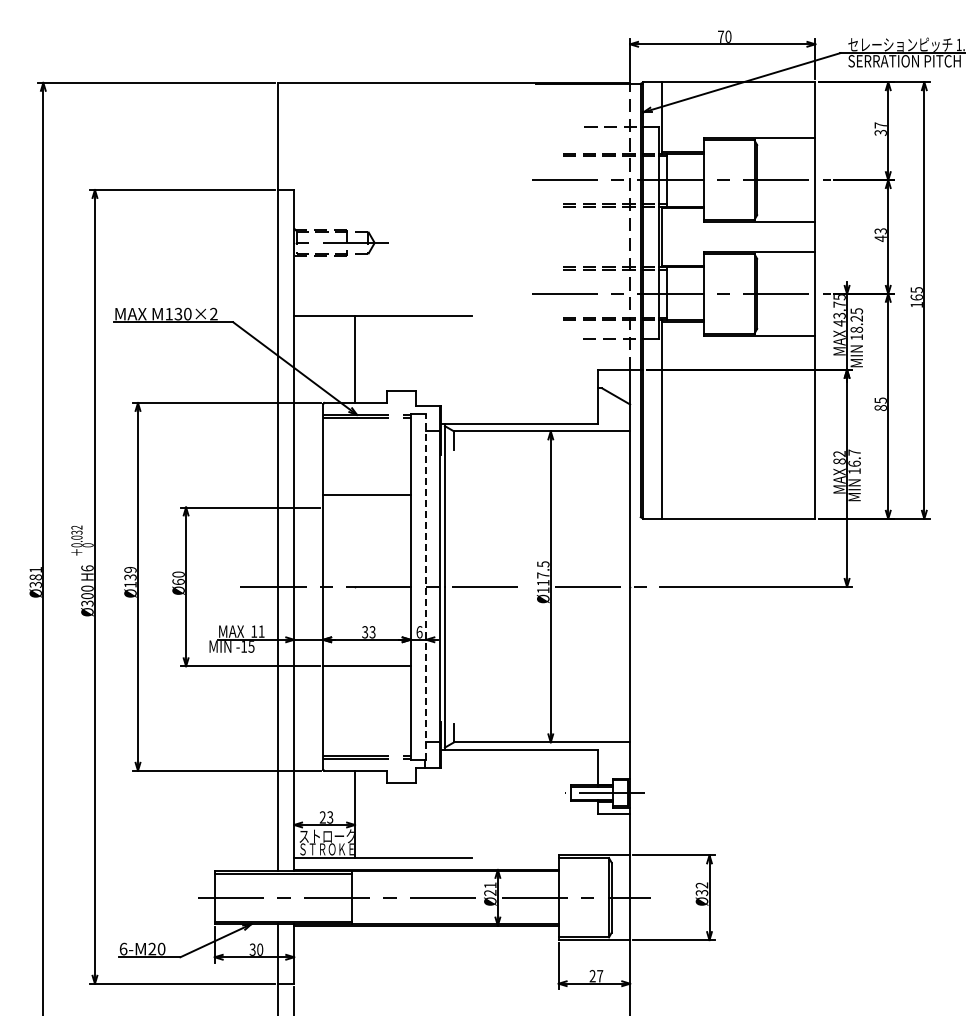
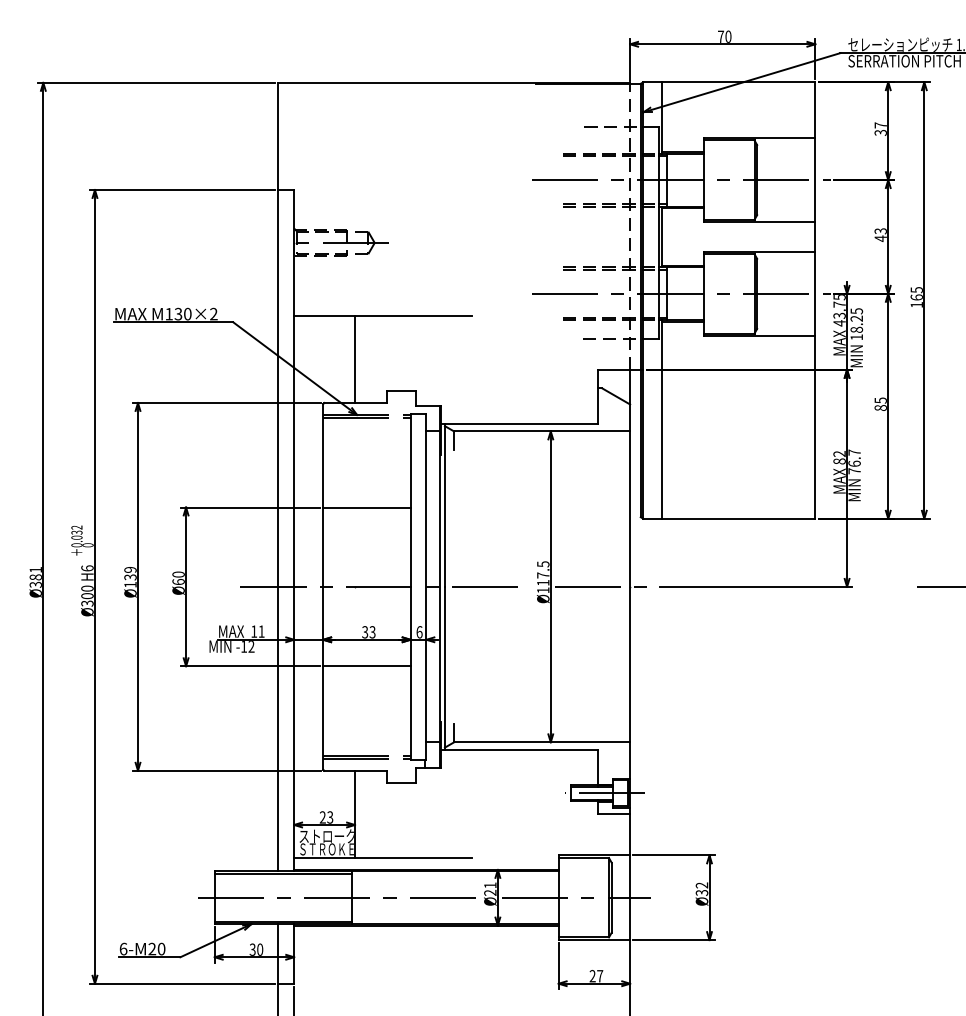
text: 16.7 -> 76.7 (854, 471)
line position: (366, 494) -> (366, 507) (366, 507)
line: dashed -> solid (426, 586)
line: none -> present (939, 586)
text: -15 -> -12 (251, 646)
